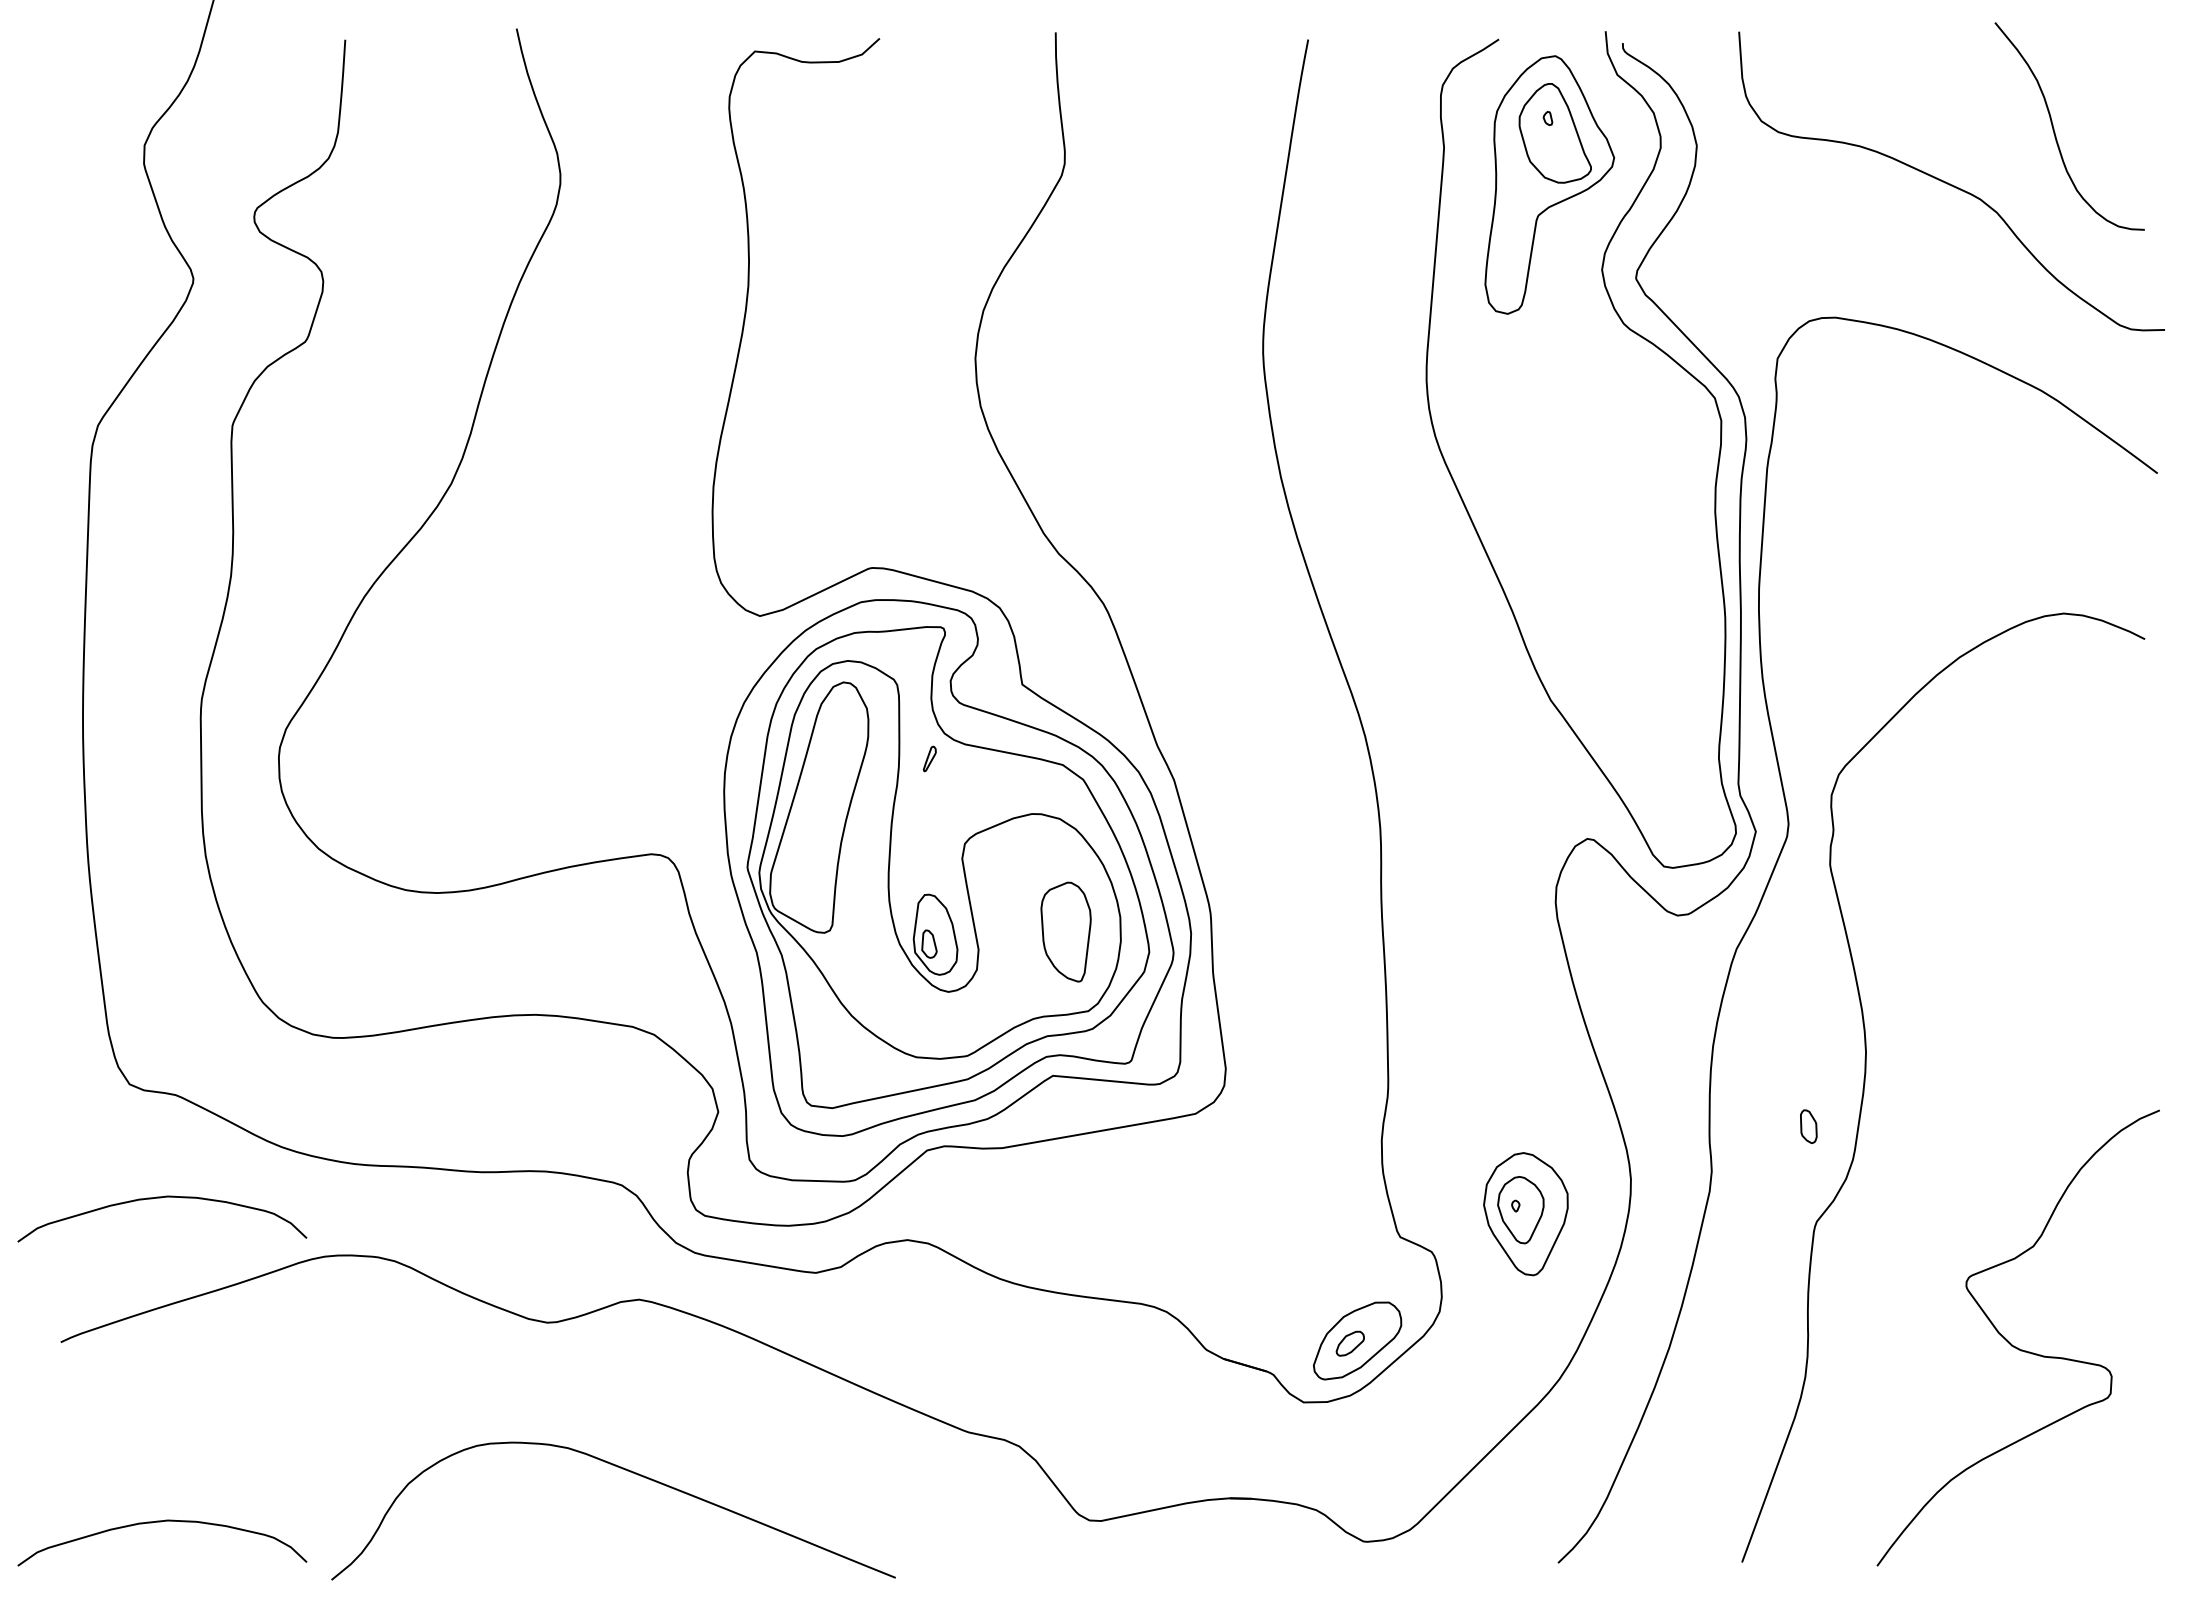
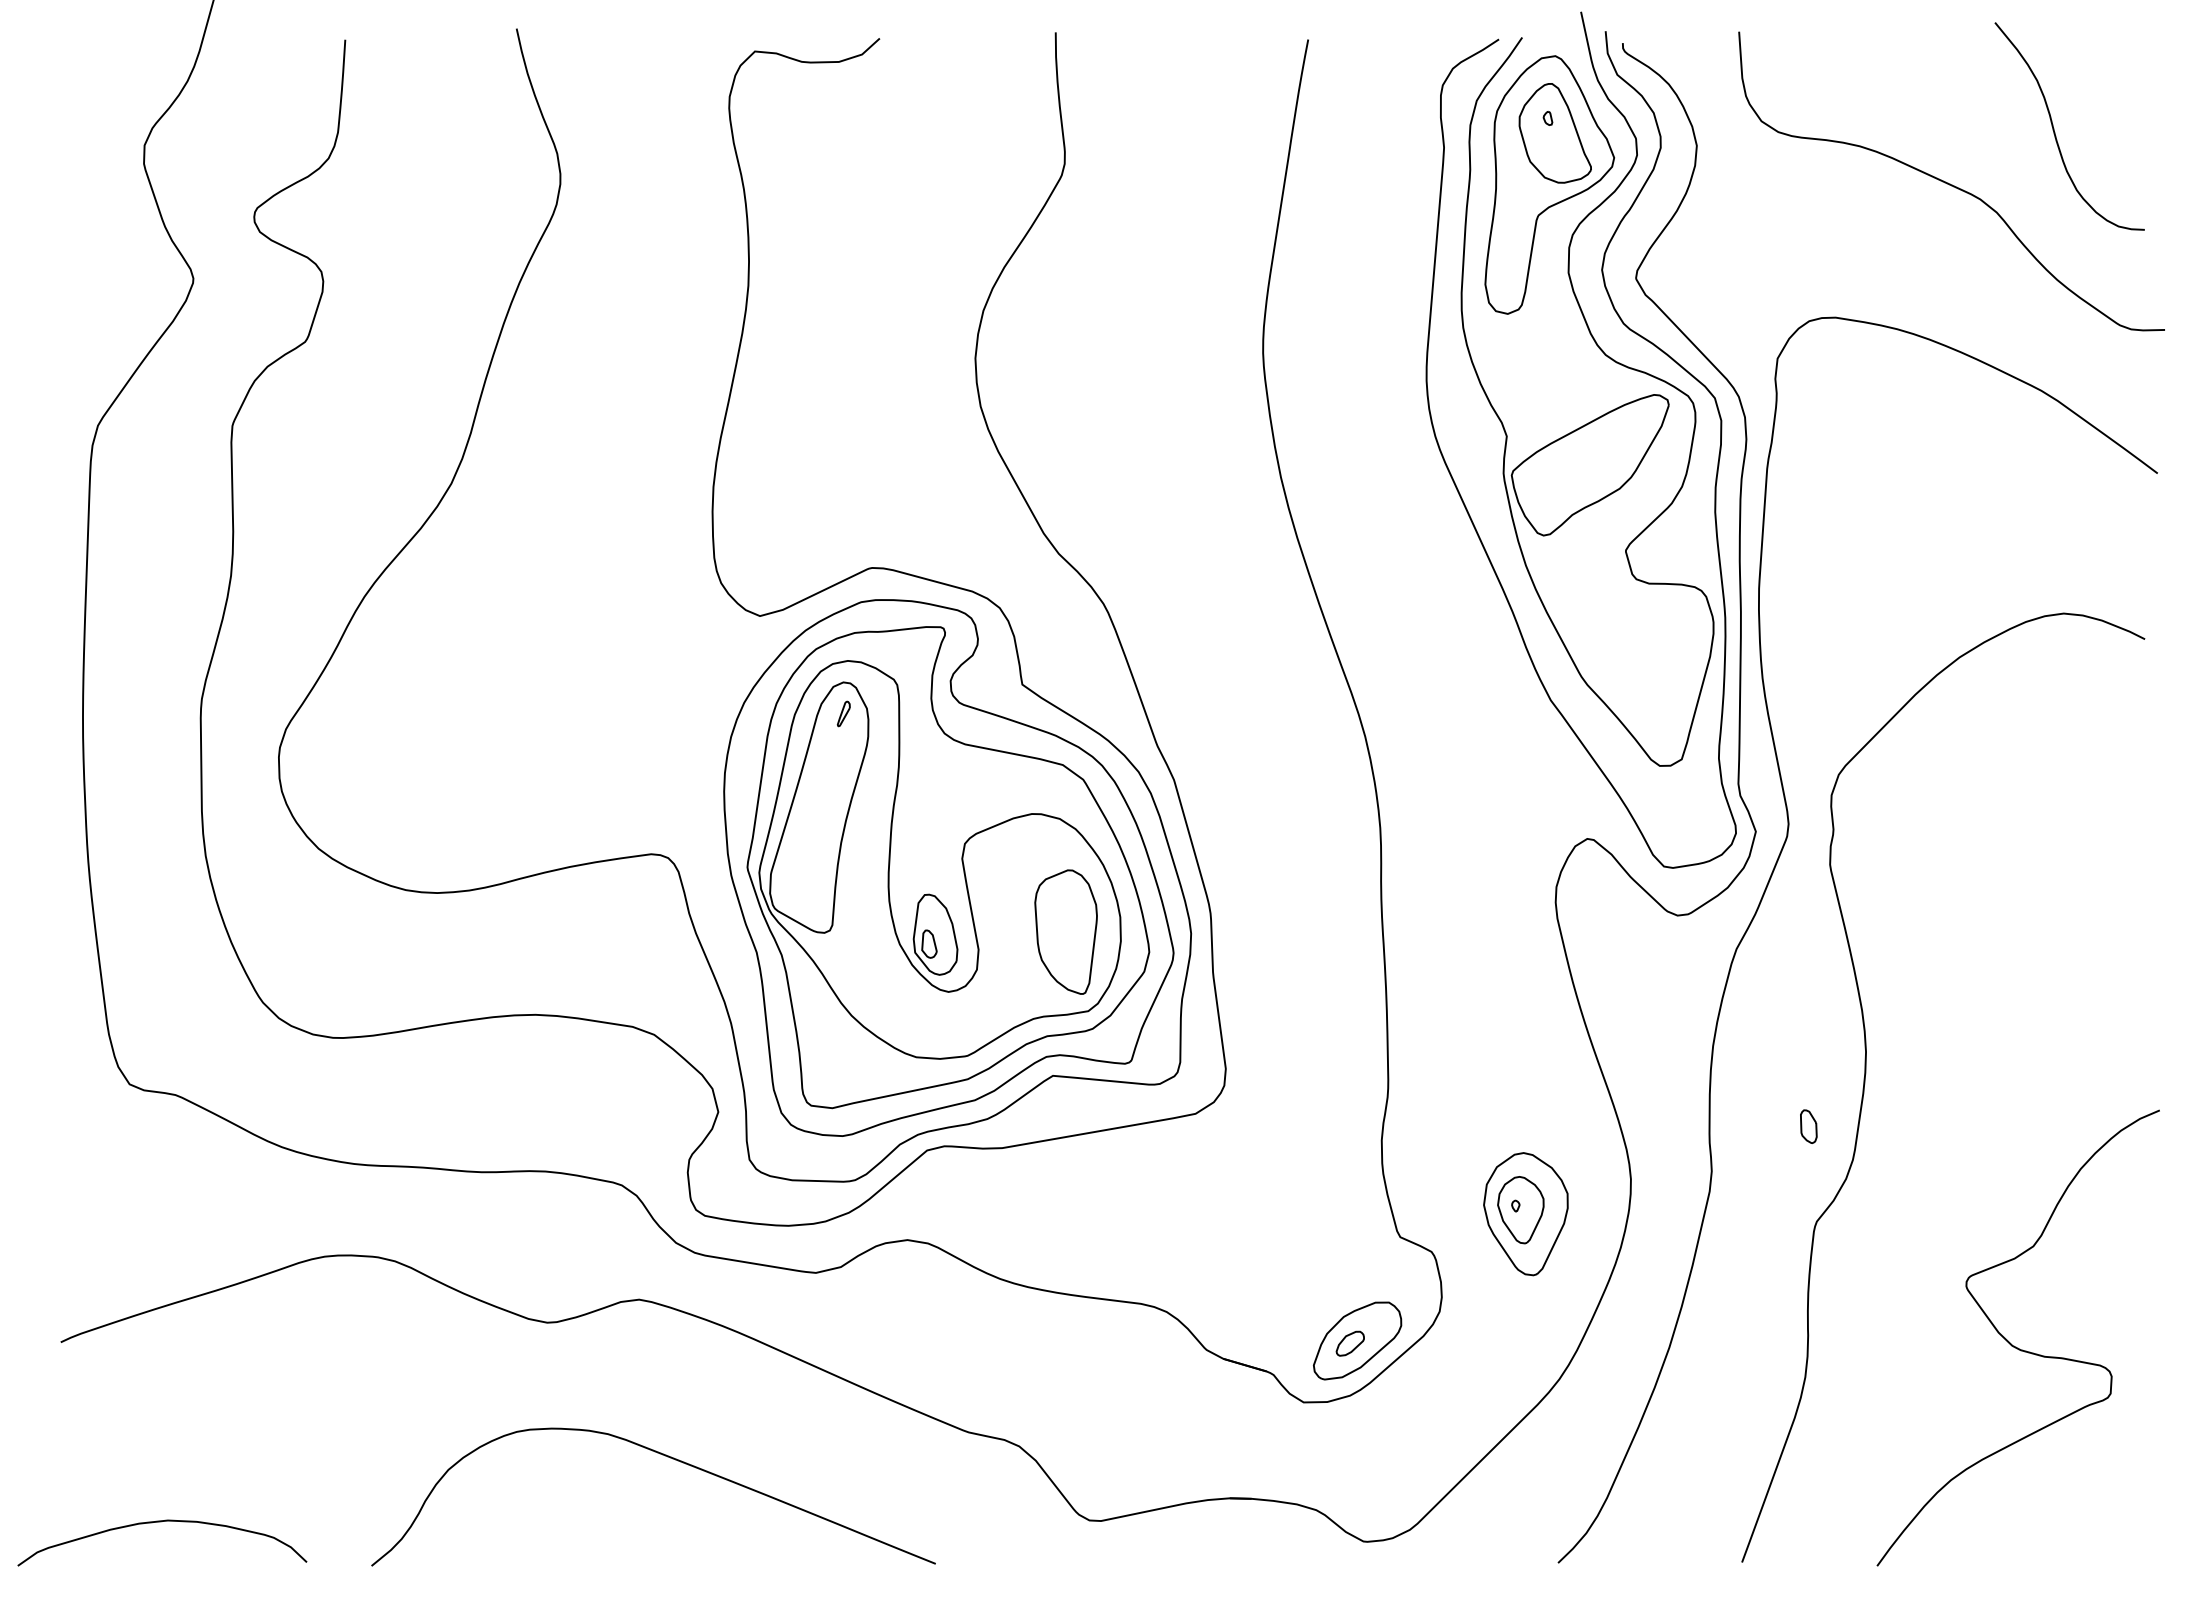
part: none -> present (1604, 413)
part position: (929, 758) -> (843, 713) (843, 713)
part size: 52x102 px -> 64x126 px (1065, 931)
curve: present -> none (161, 1198)
curve position: (627, 1471) -> (667, 1457) (667, 1457)
